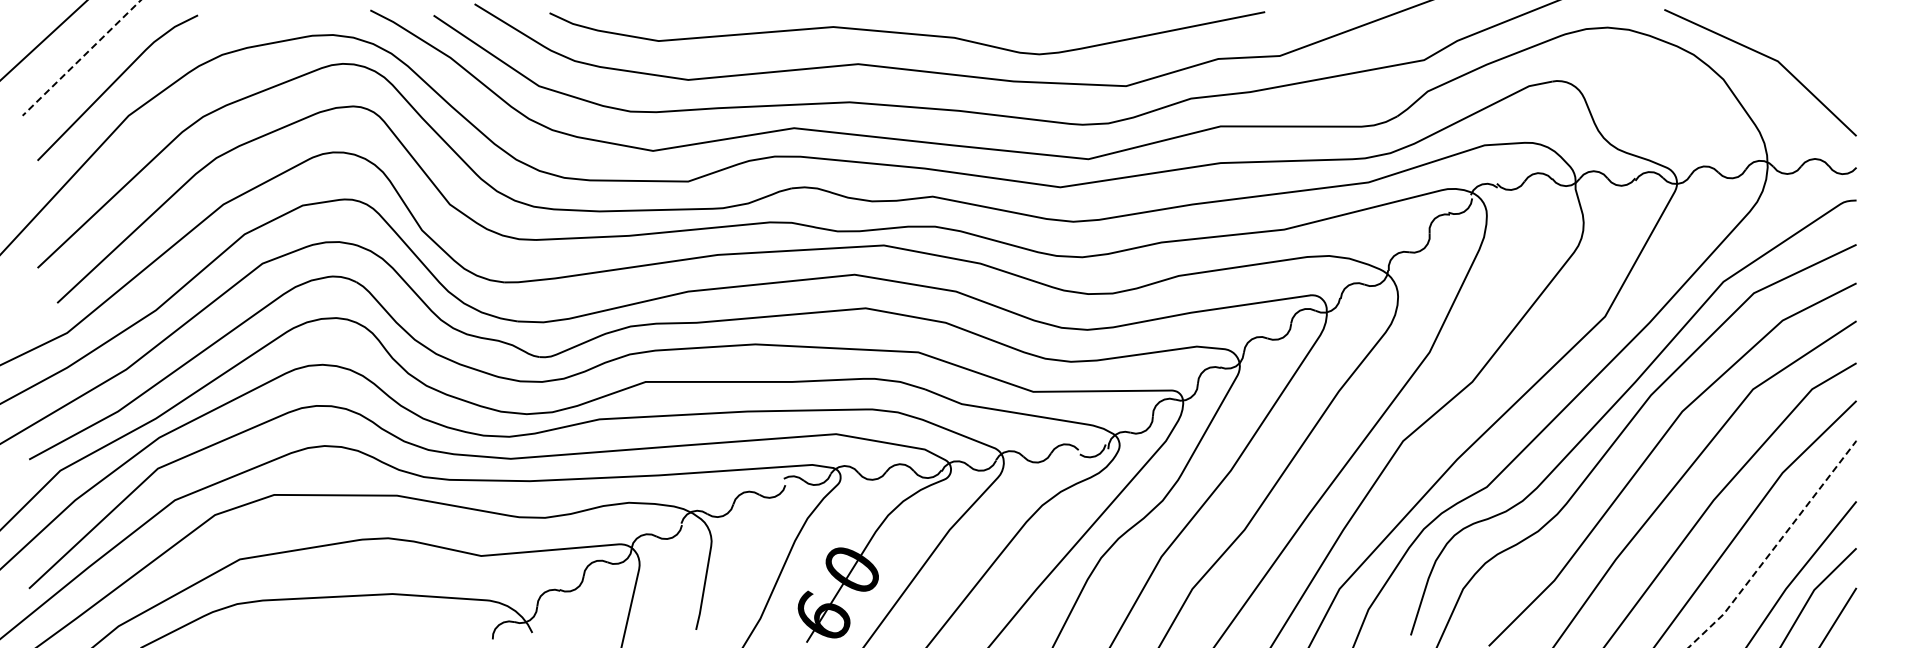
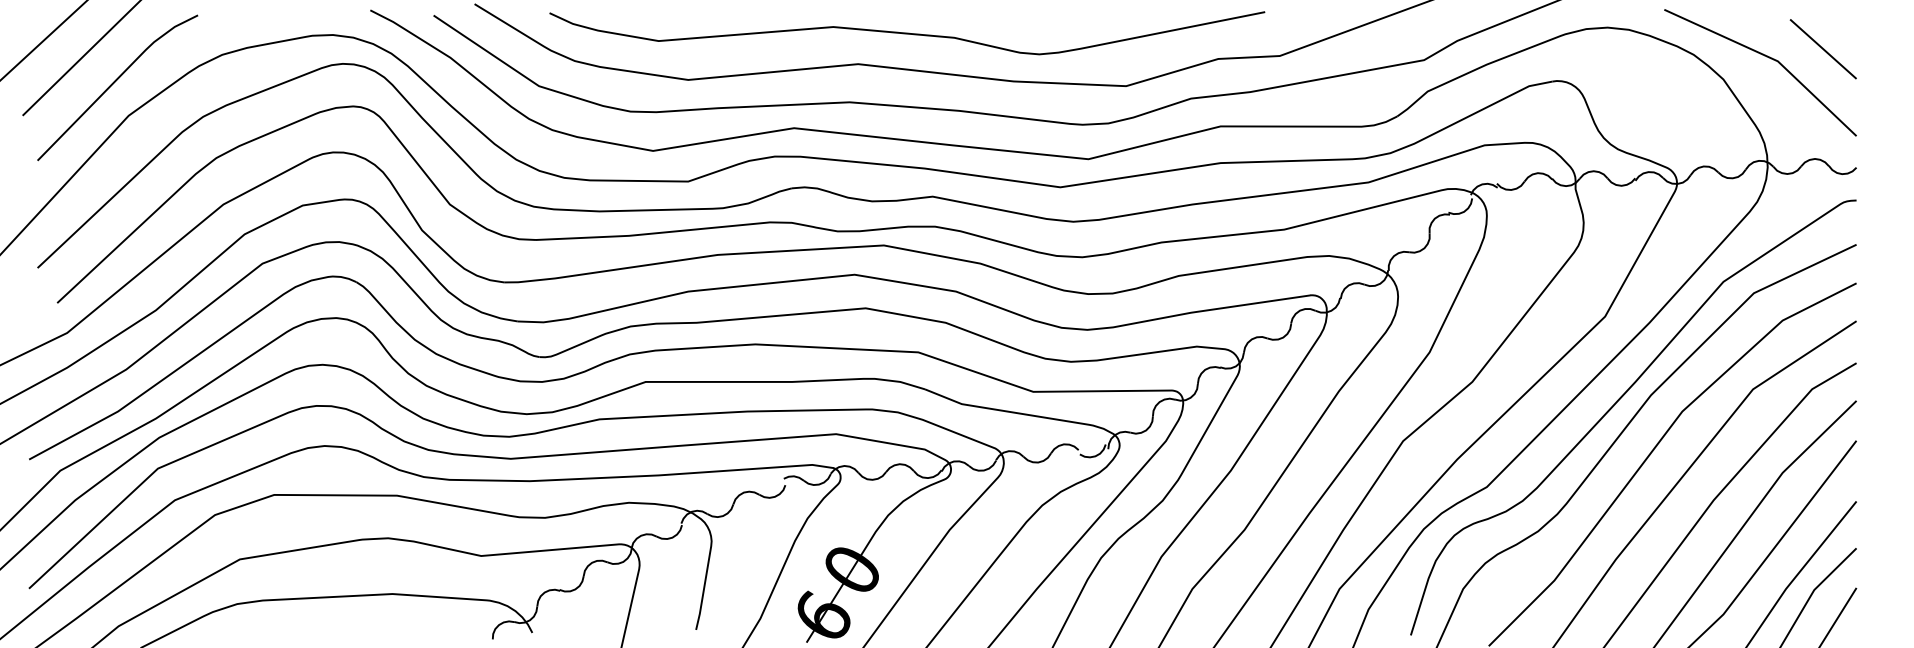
line: none -> present (1822, 49)
line: dashed -> solid (81, 58)
line: dashed -> solid (1775, 546)
